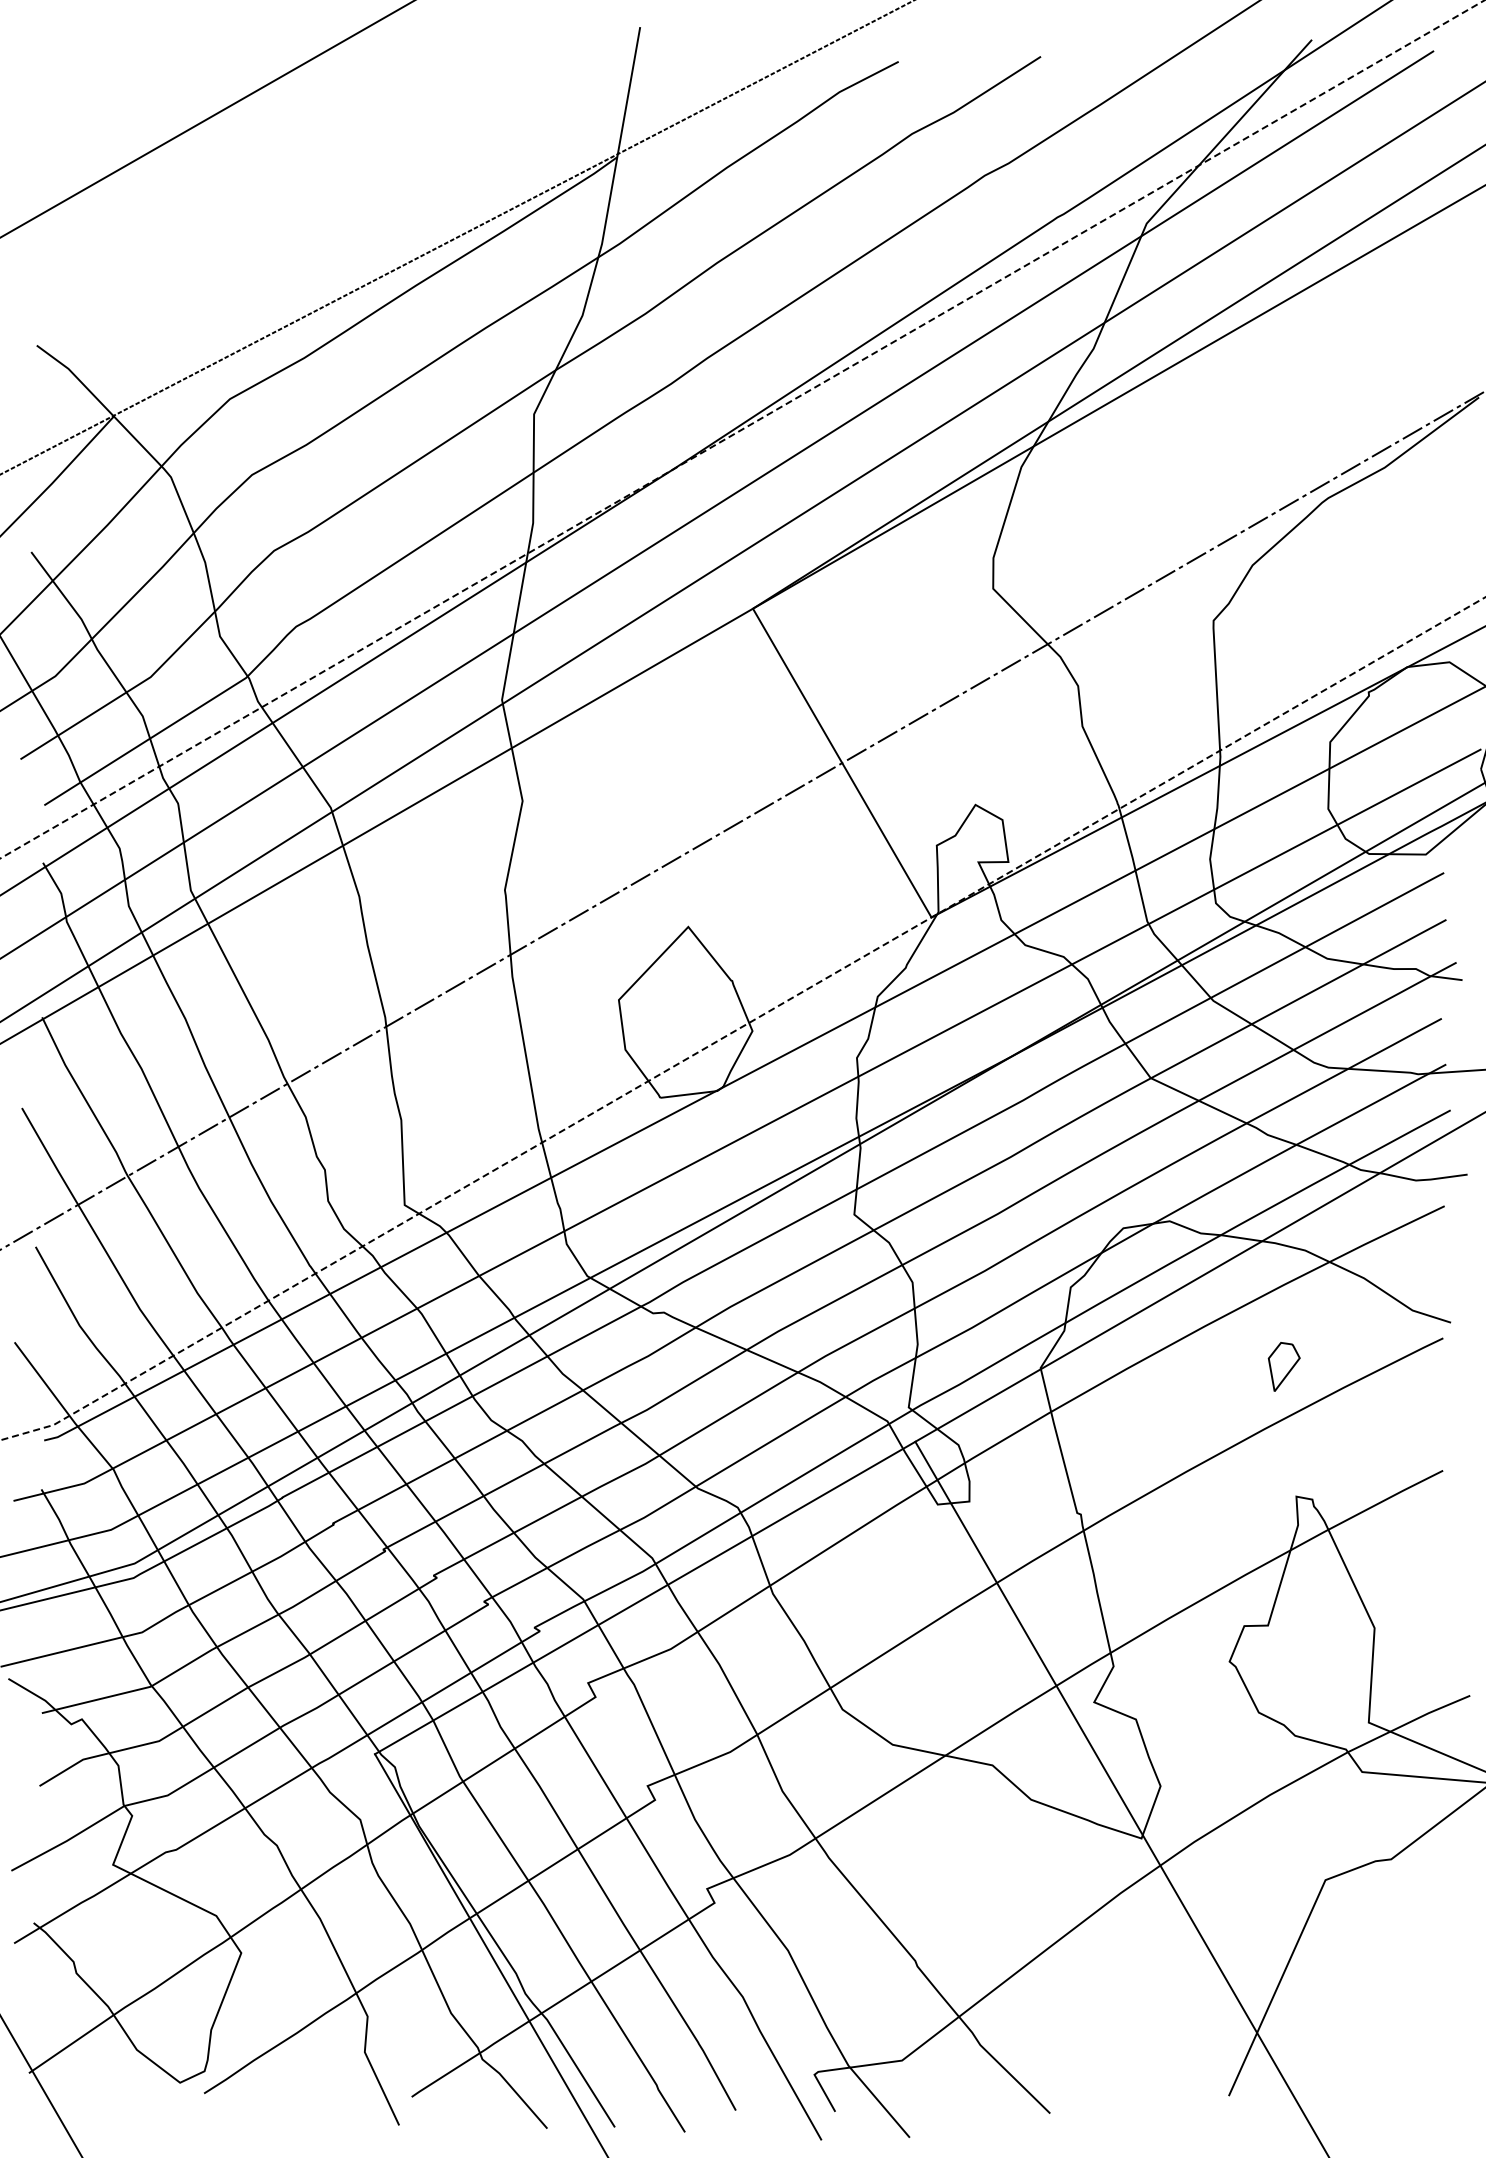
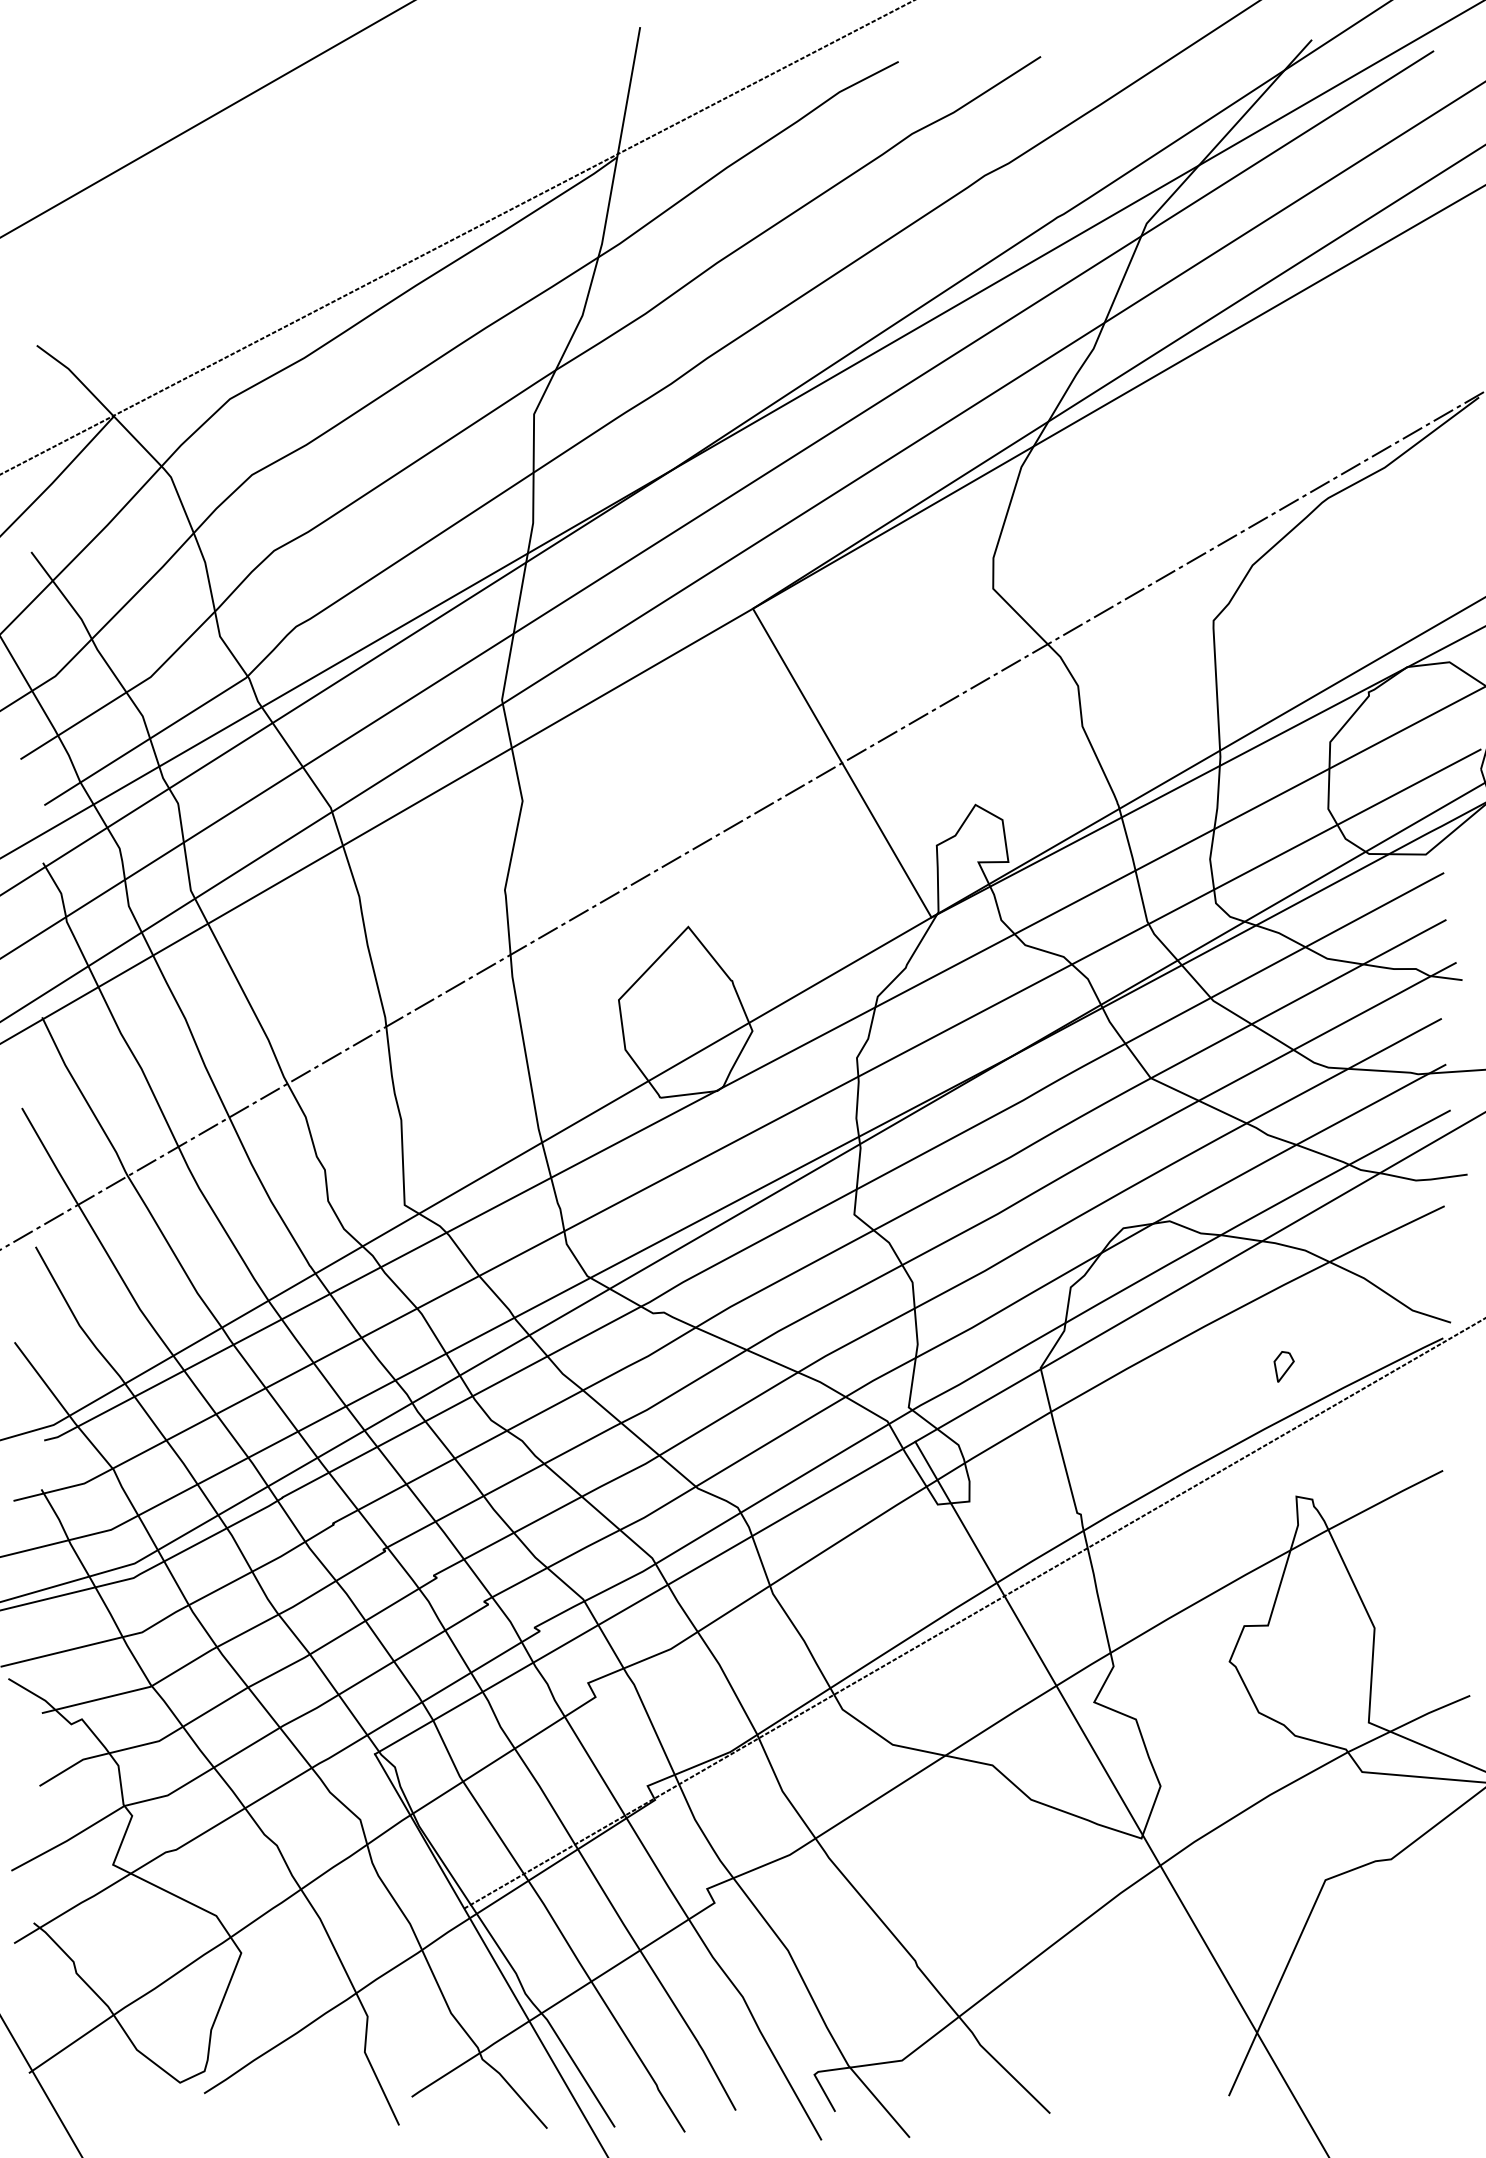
line: dashed -> solid (742, 429)
line: dashed -> solid (745, 1025)
part size: 34x50 px -> 22x32 px (1283, 1366)
line: none -> present (973, 1613)
